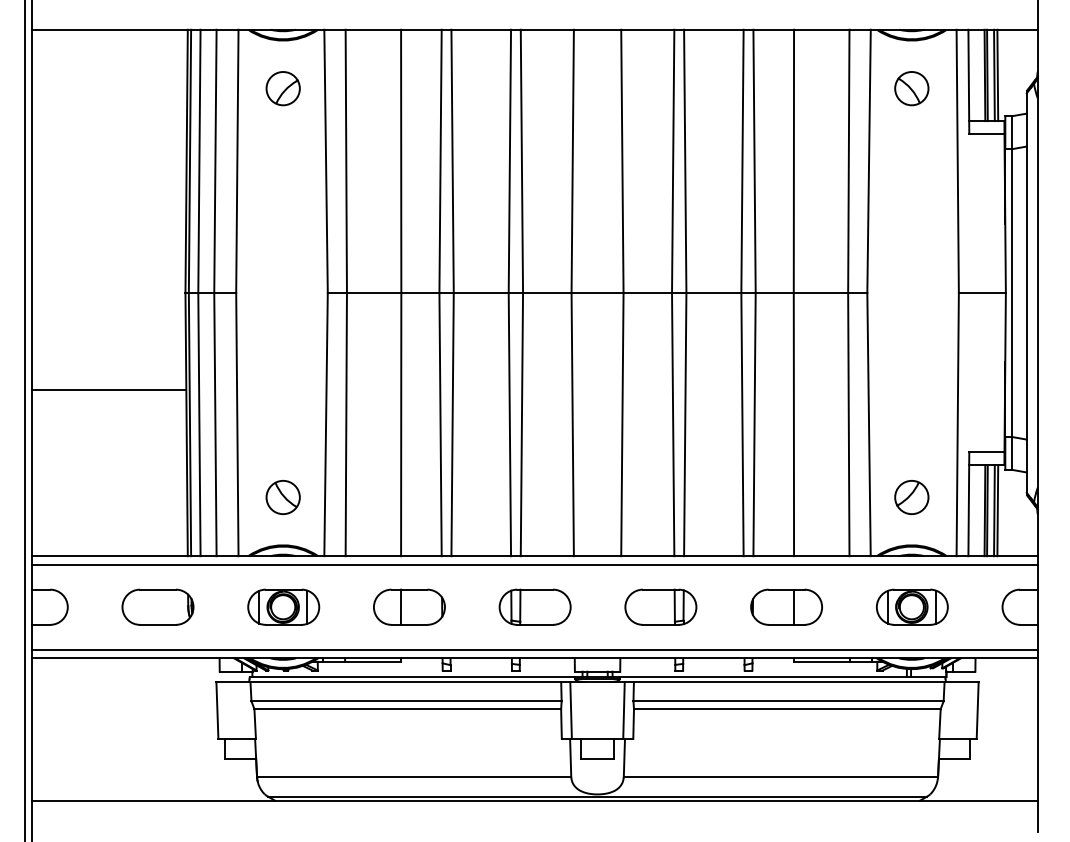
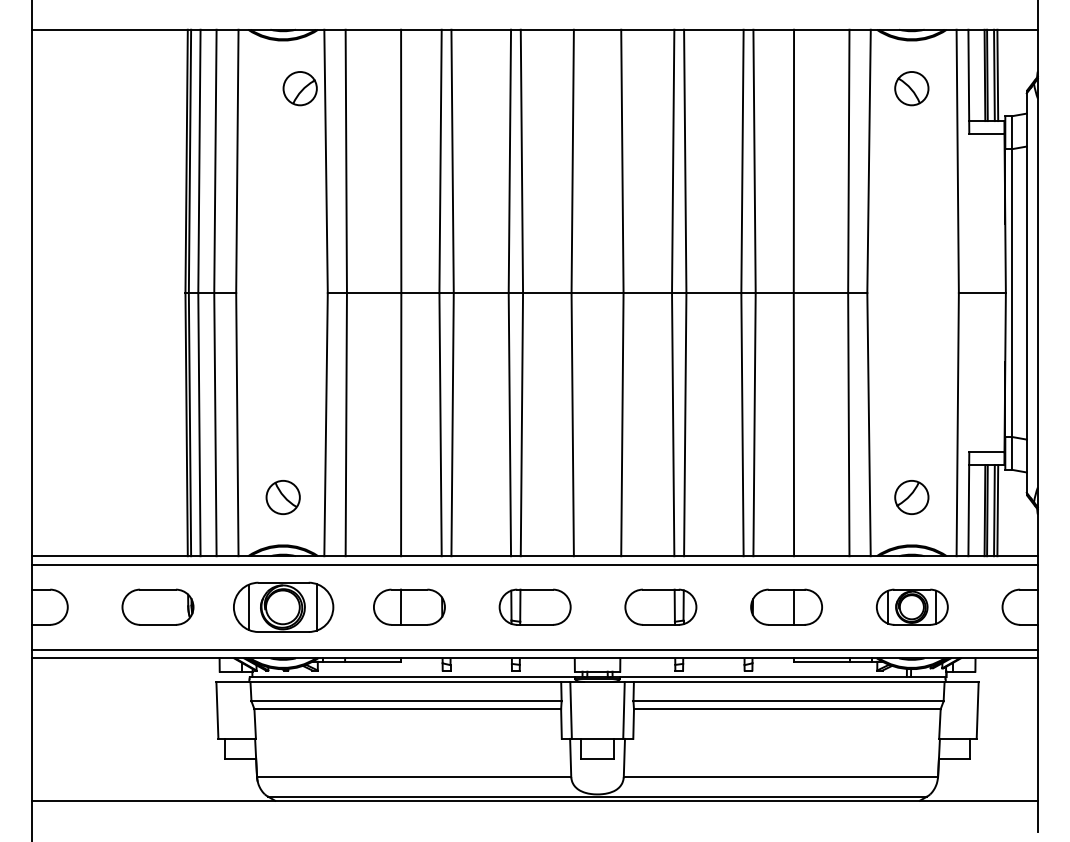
part position: (282, 88) -> (299, 88) (299, 88)
line: present -> none (109, 390)
line: present -> none (24, 420)
part size: 74x38 px -> 102x52 px (283, 606)
